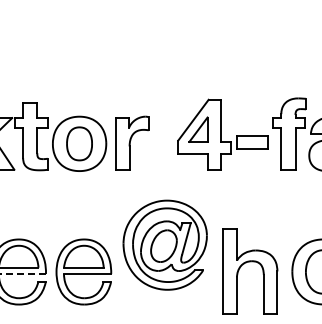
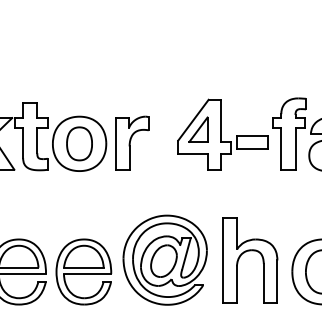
part position: (164, 244) -> (164, 259) (164, 259)
part position: (246, 263) -> (246, 252) (246, 252)
line: dashed -> solid (23, 274)
